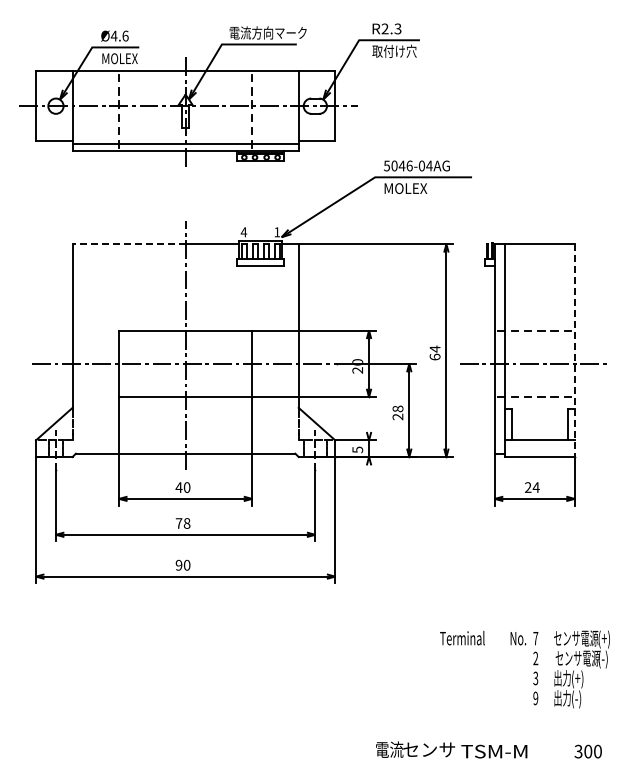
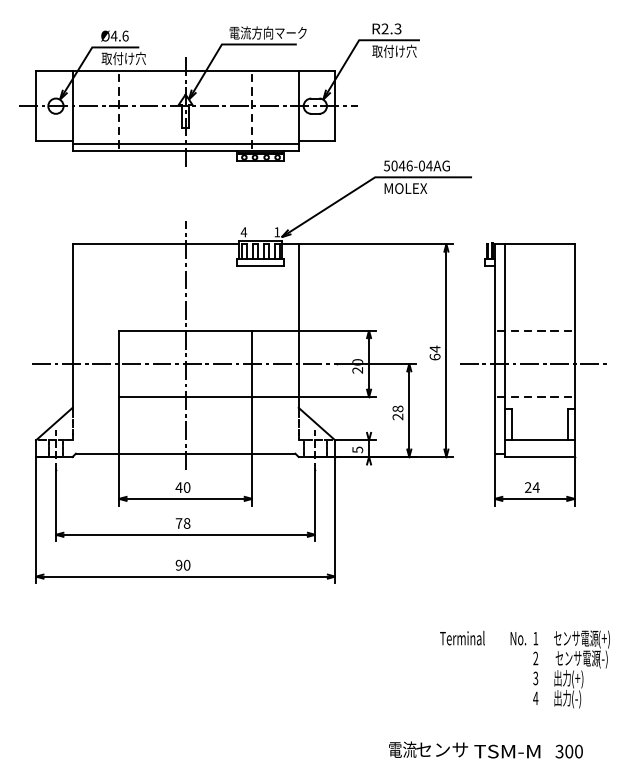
text: MOLEX -> 取付け穴 (123, 58)
line: dashed -> solid (129, 244)
line: dashed -> solid (574, 351)
text: 7 -> 1 (535, 638)
text: 9 -> 4 (535, 698)
text position: (451, 749) -> (464, 749) (464, 749)
text position: (587, 751) -> (568, 751) (568, 751)
